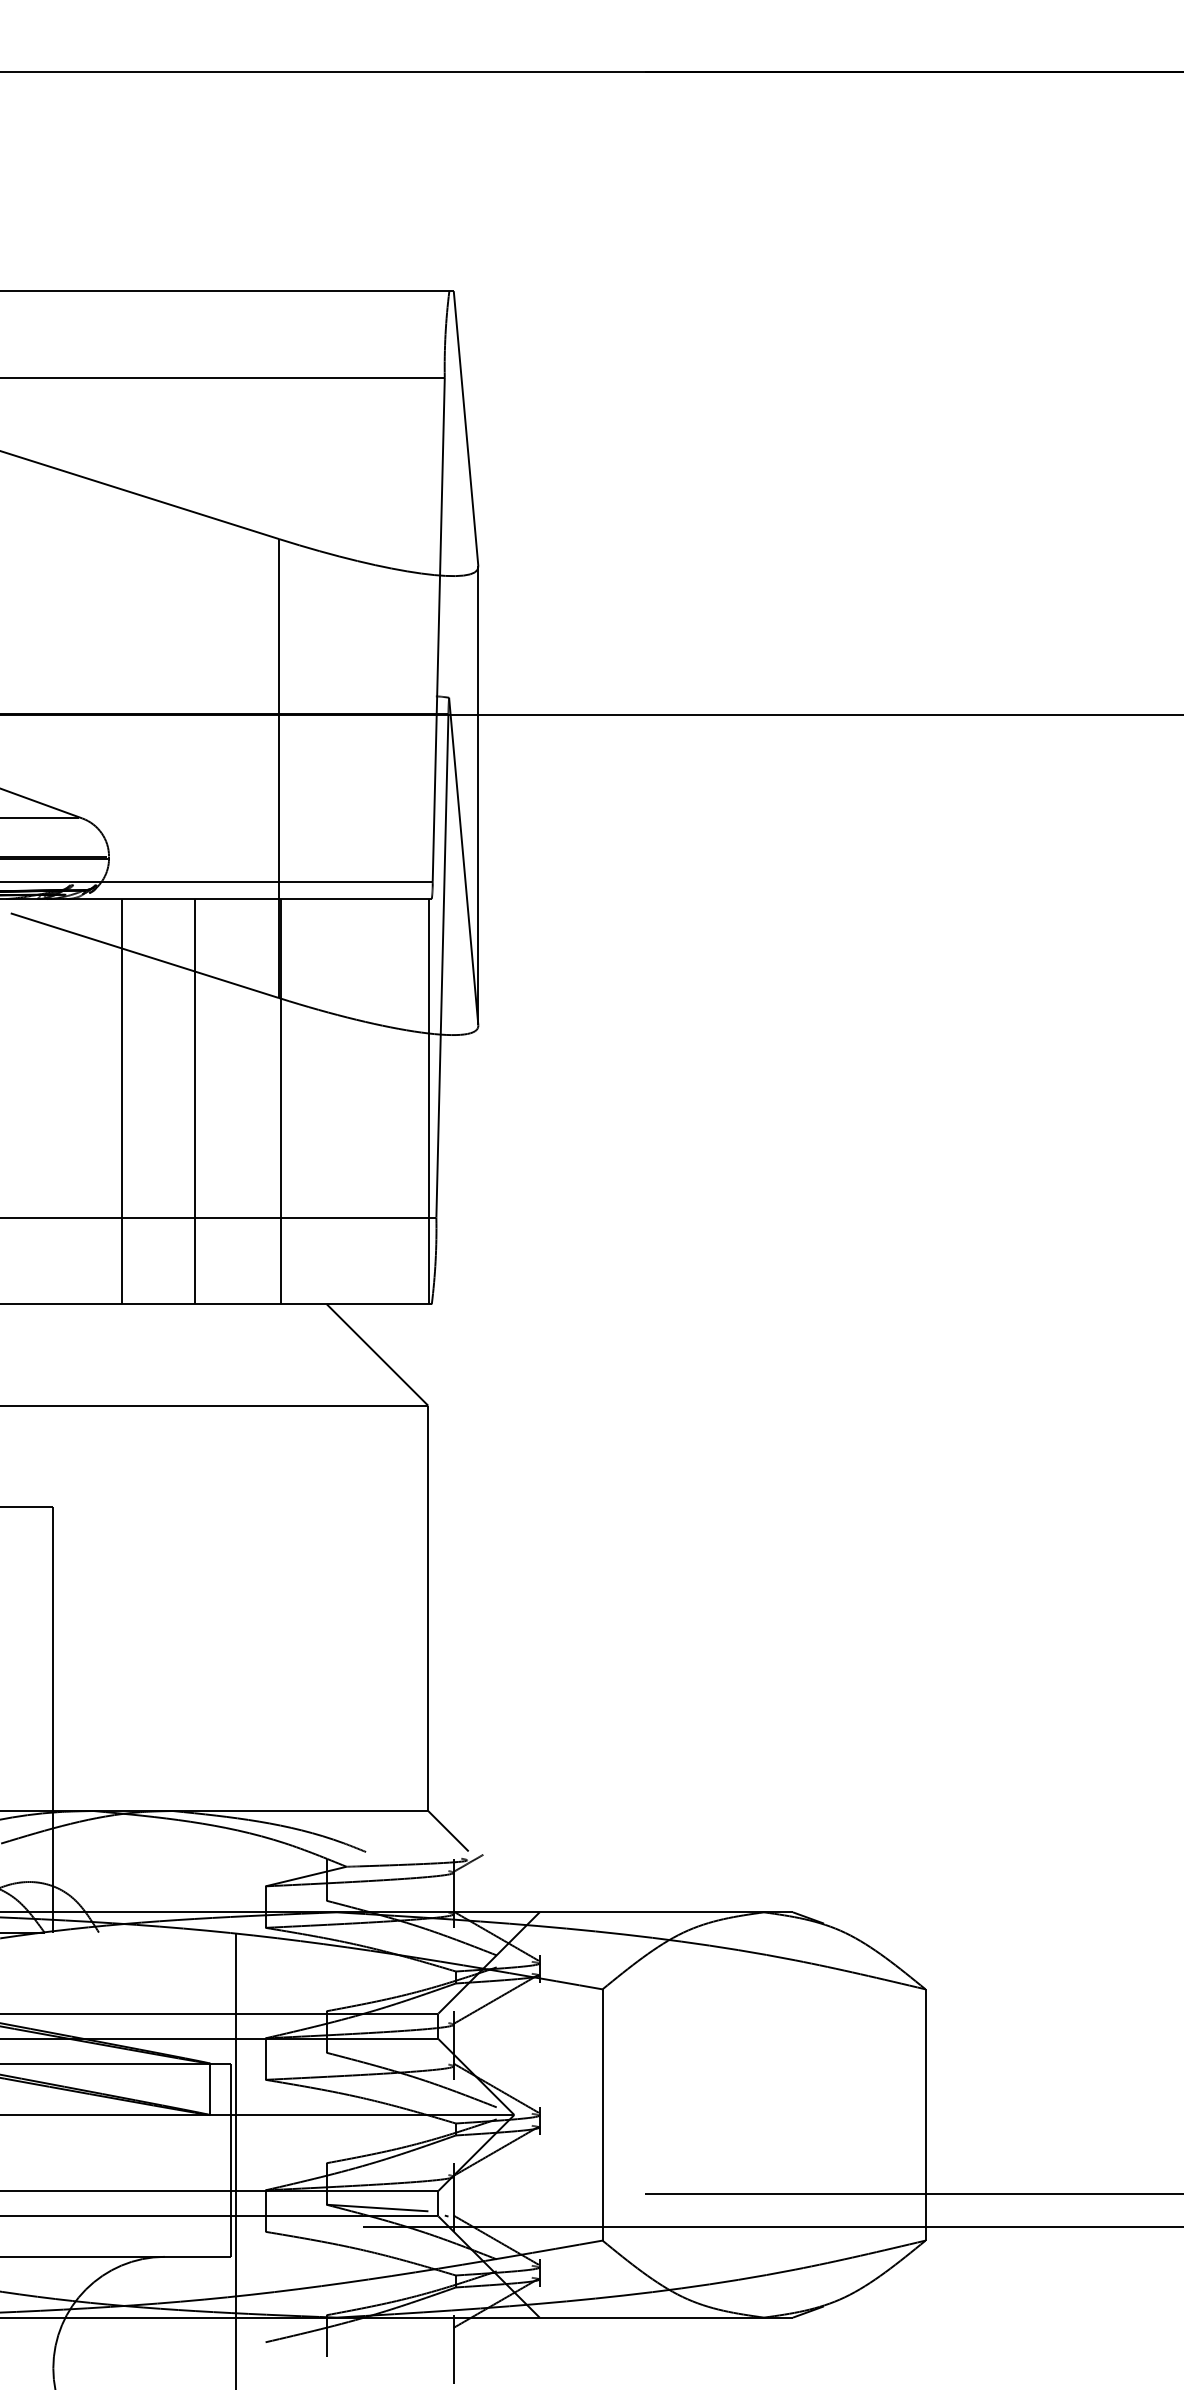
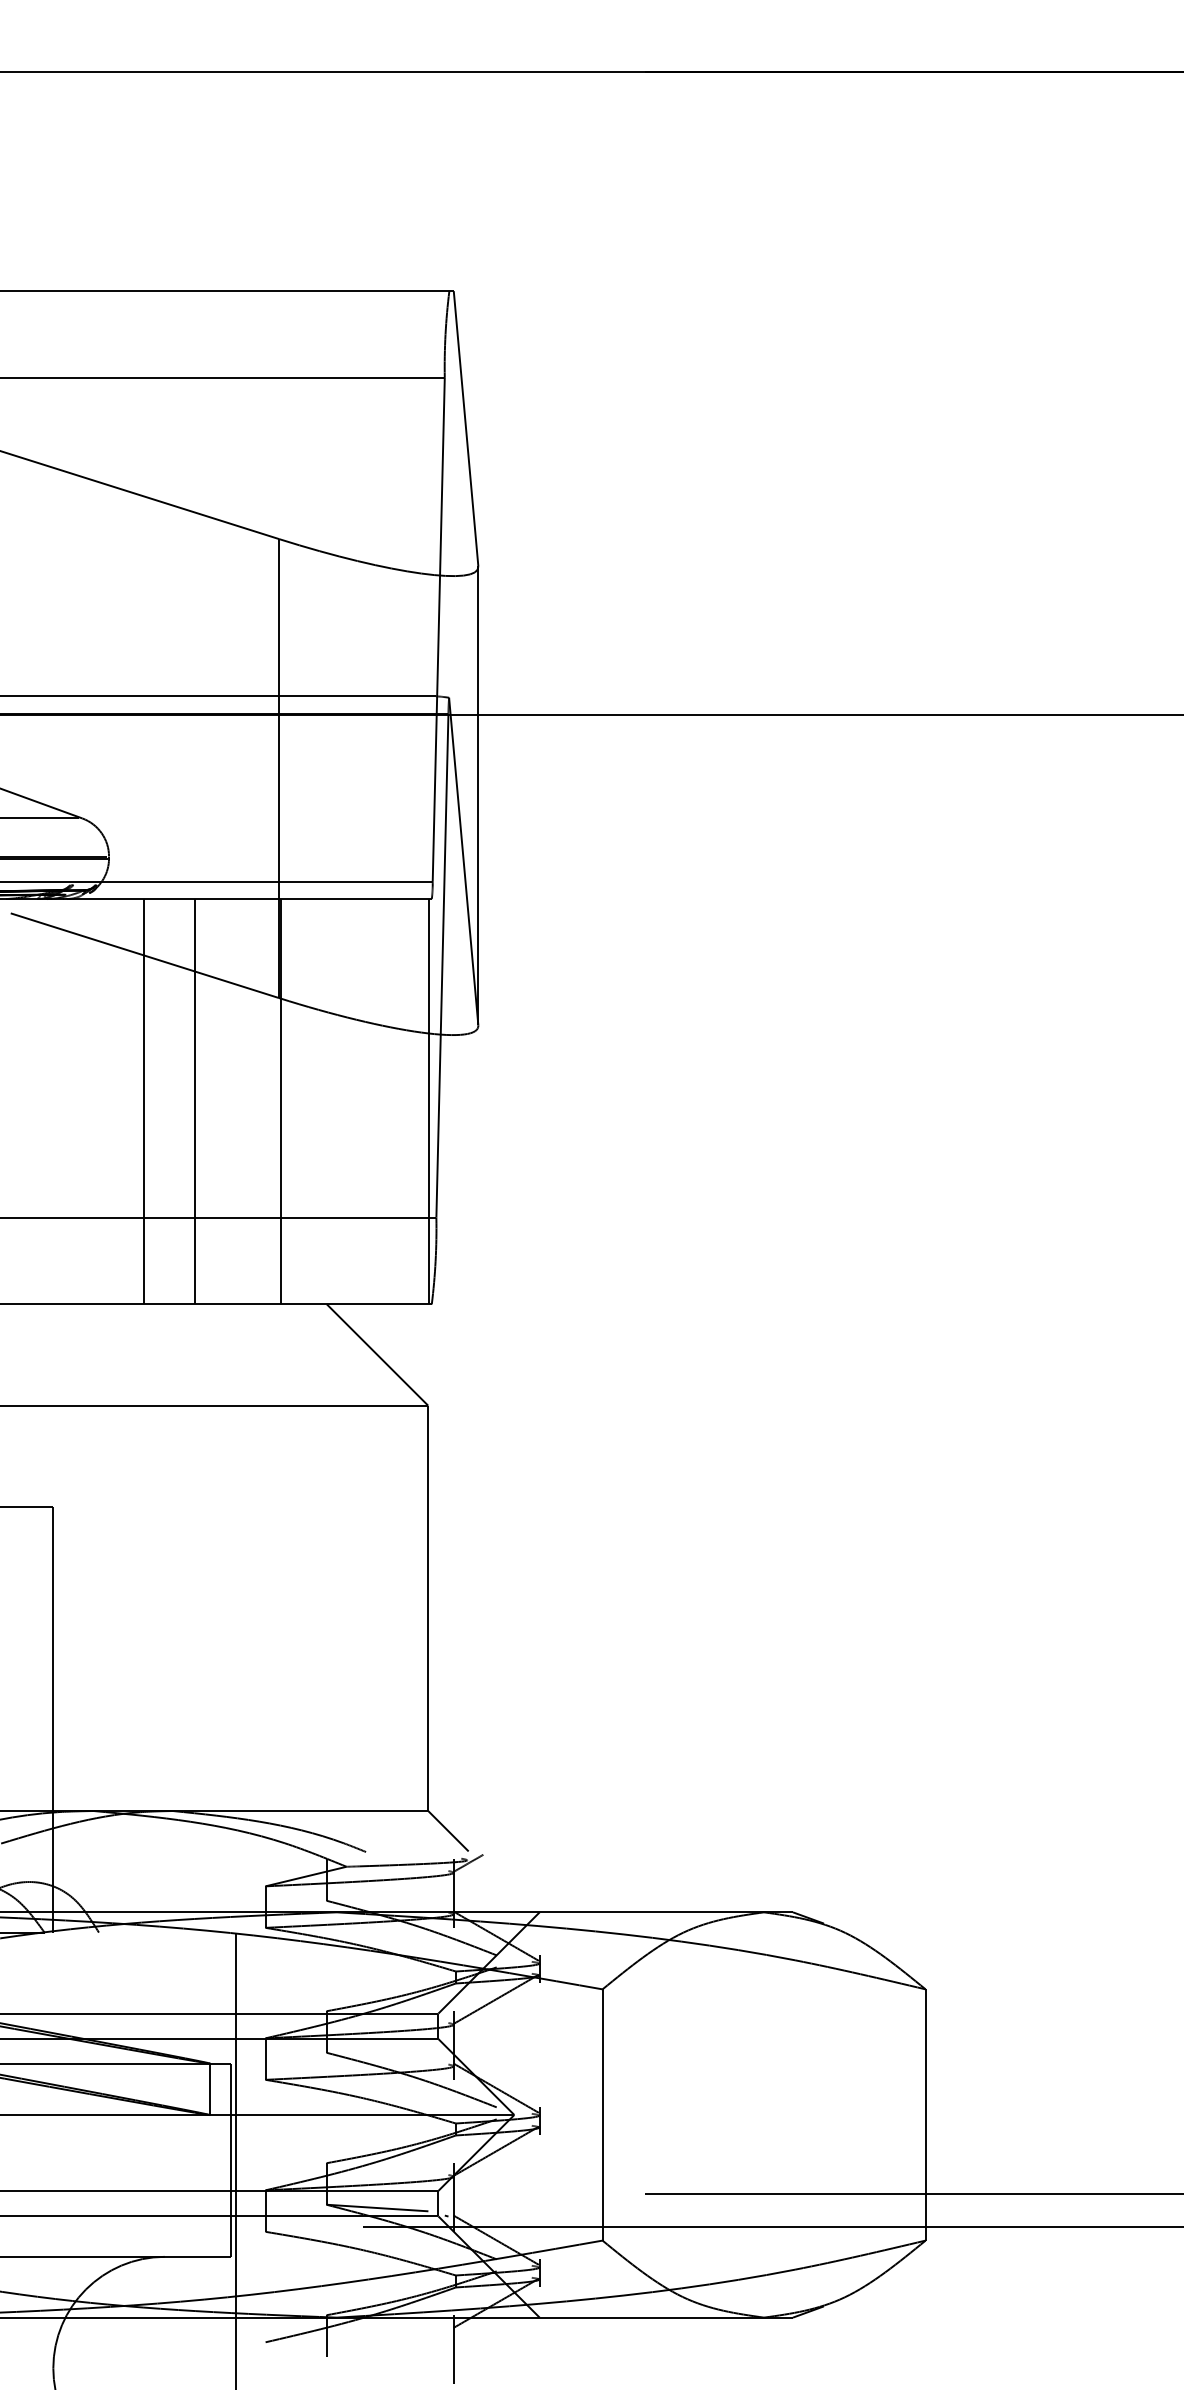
line: none -> present (218, 696)
line position: (121, 1101) -> (143, 1101) (143, 1101)
